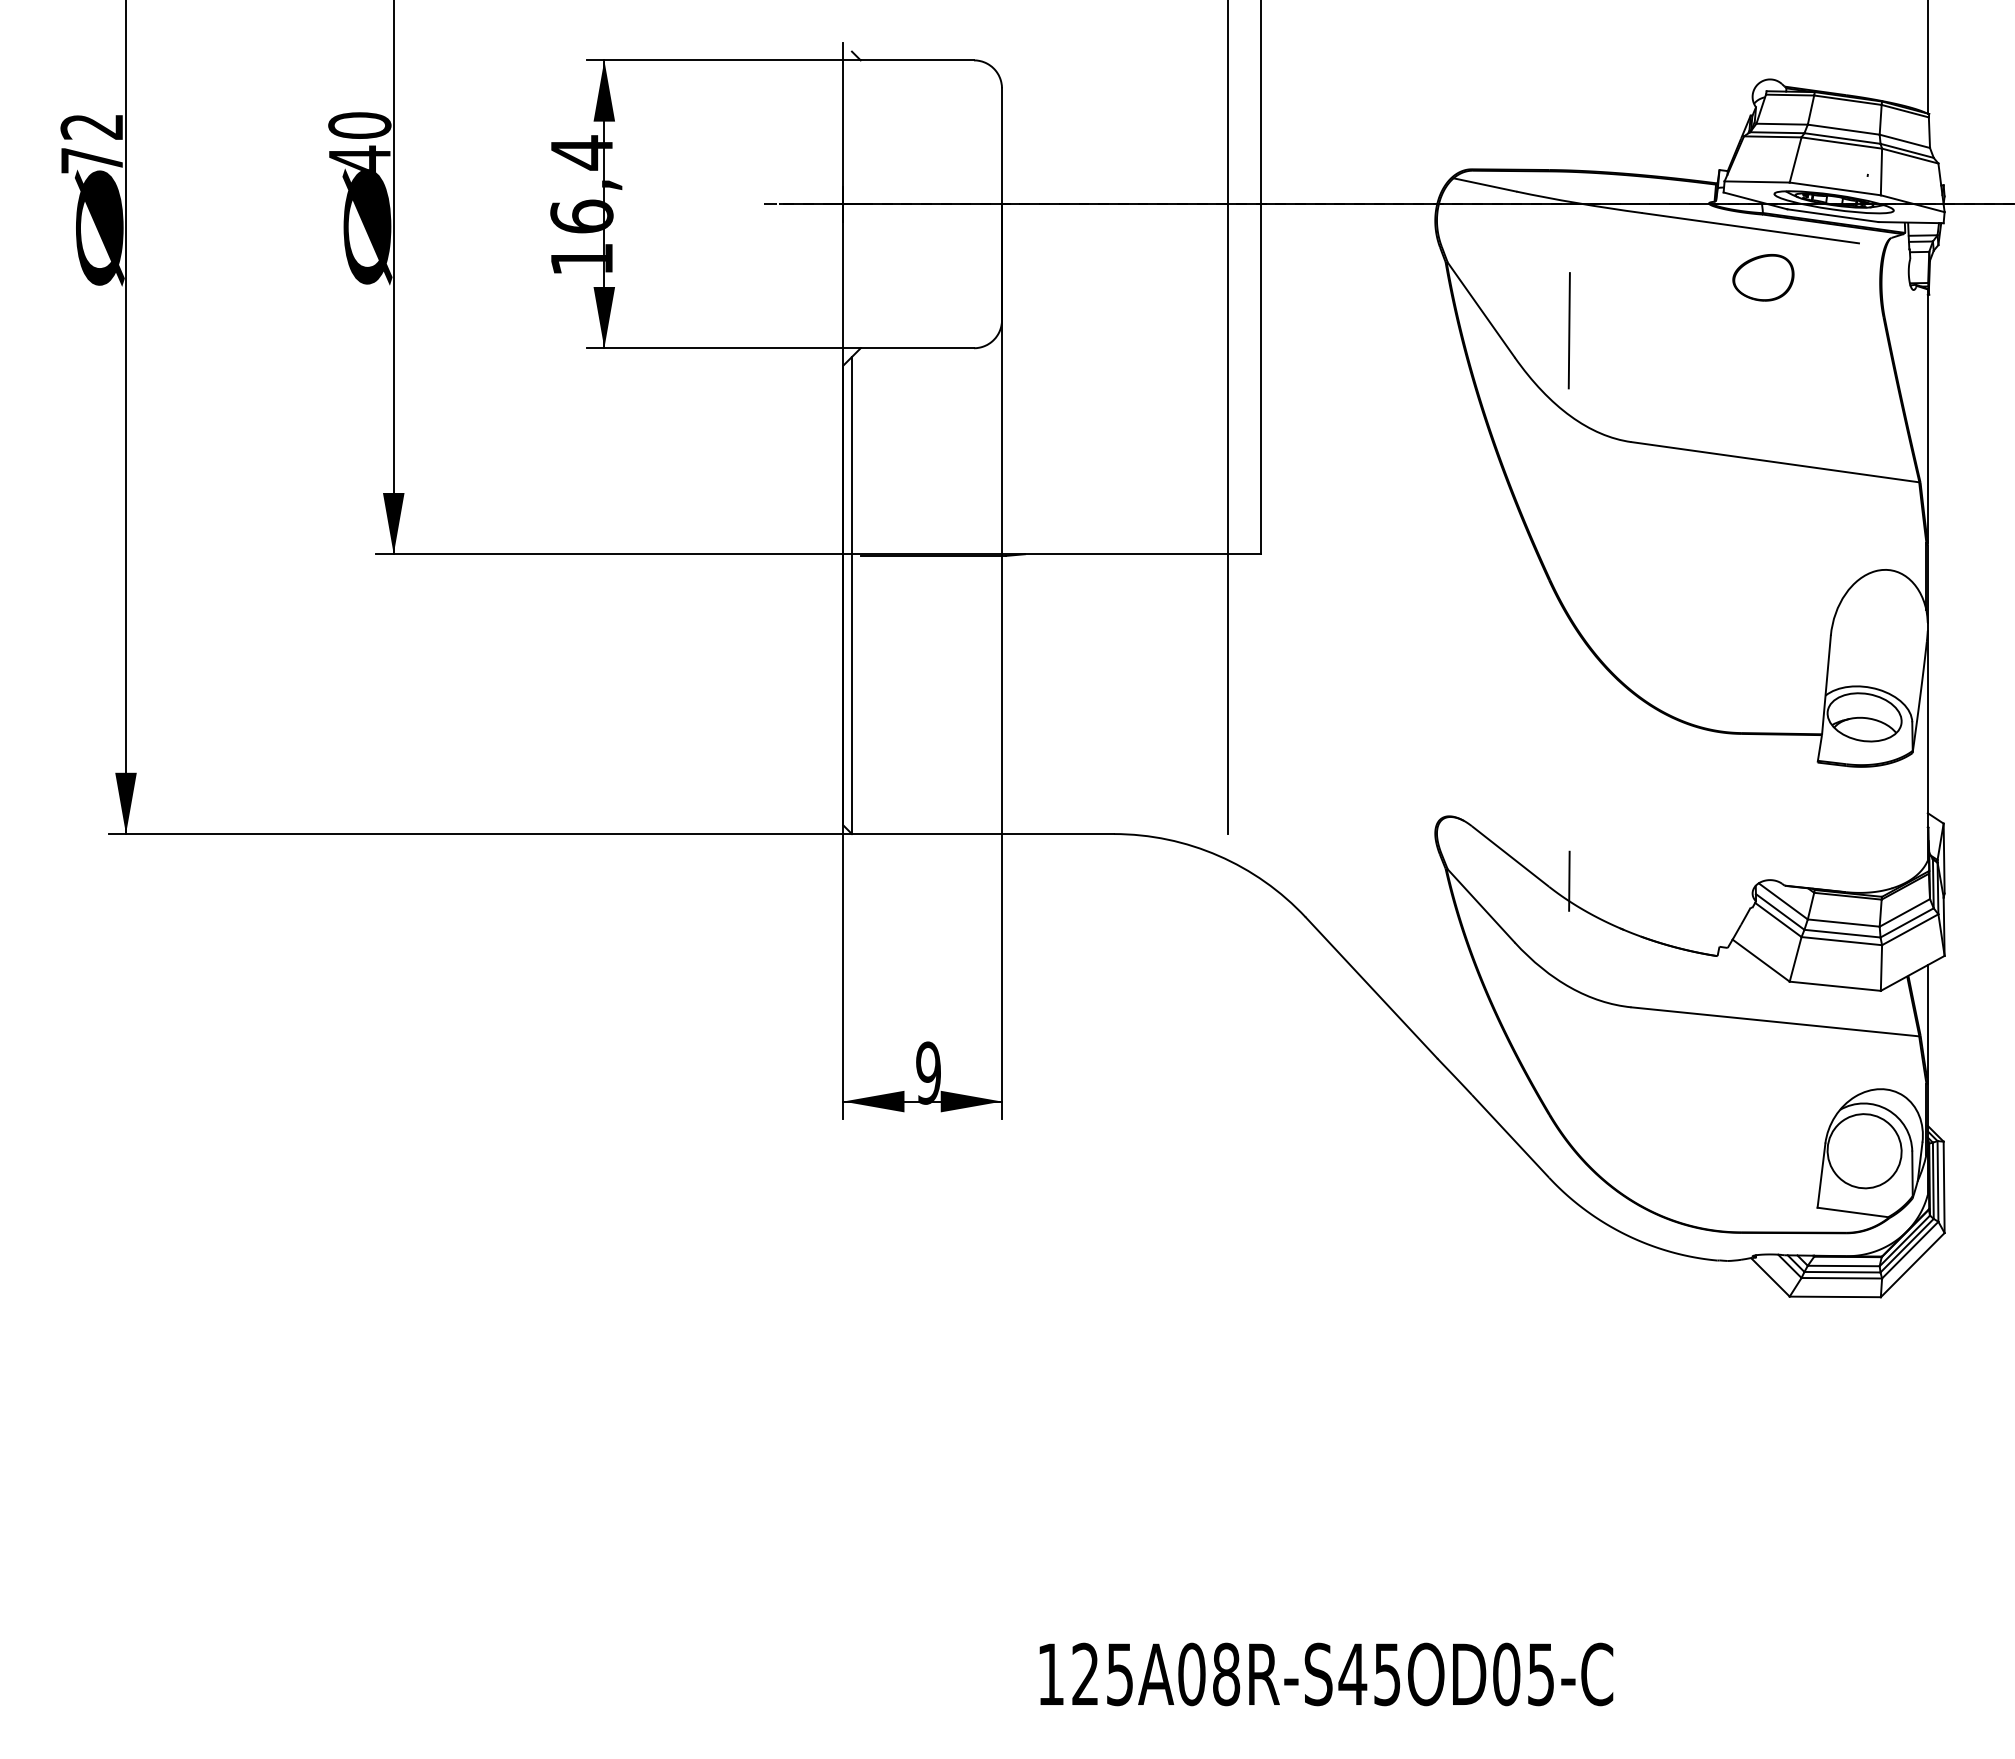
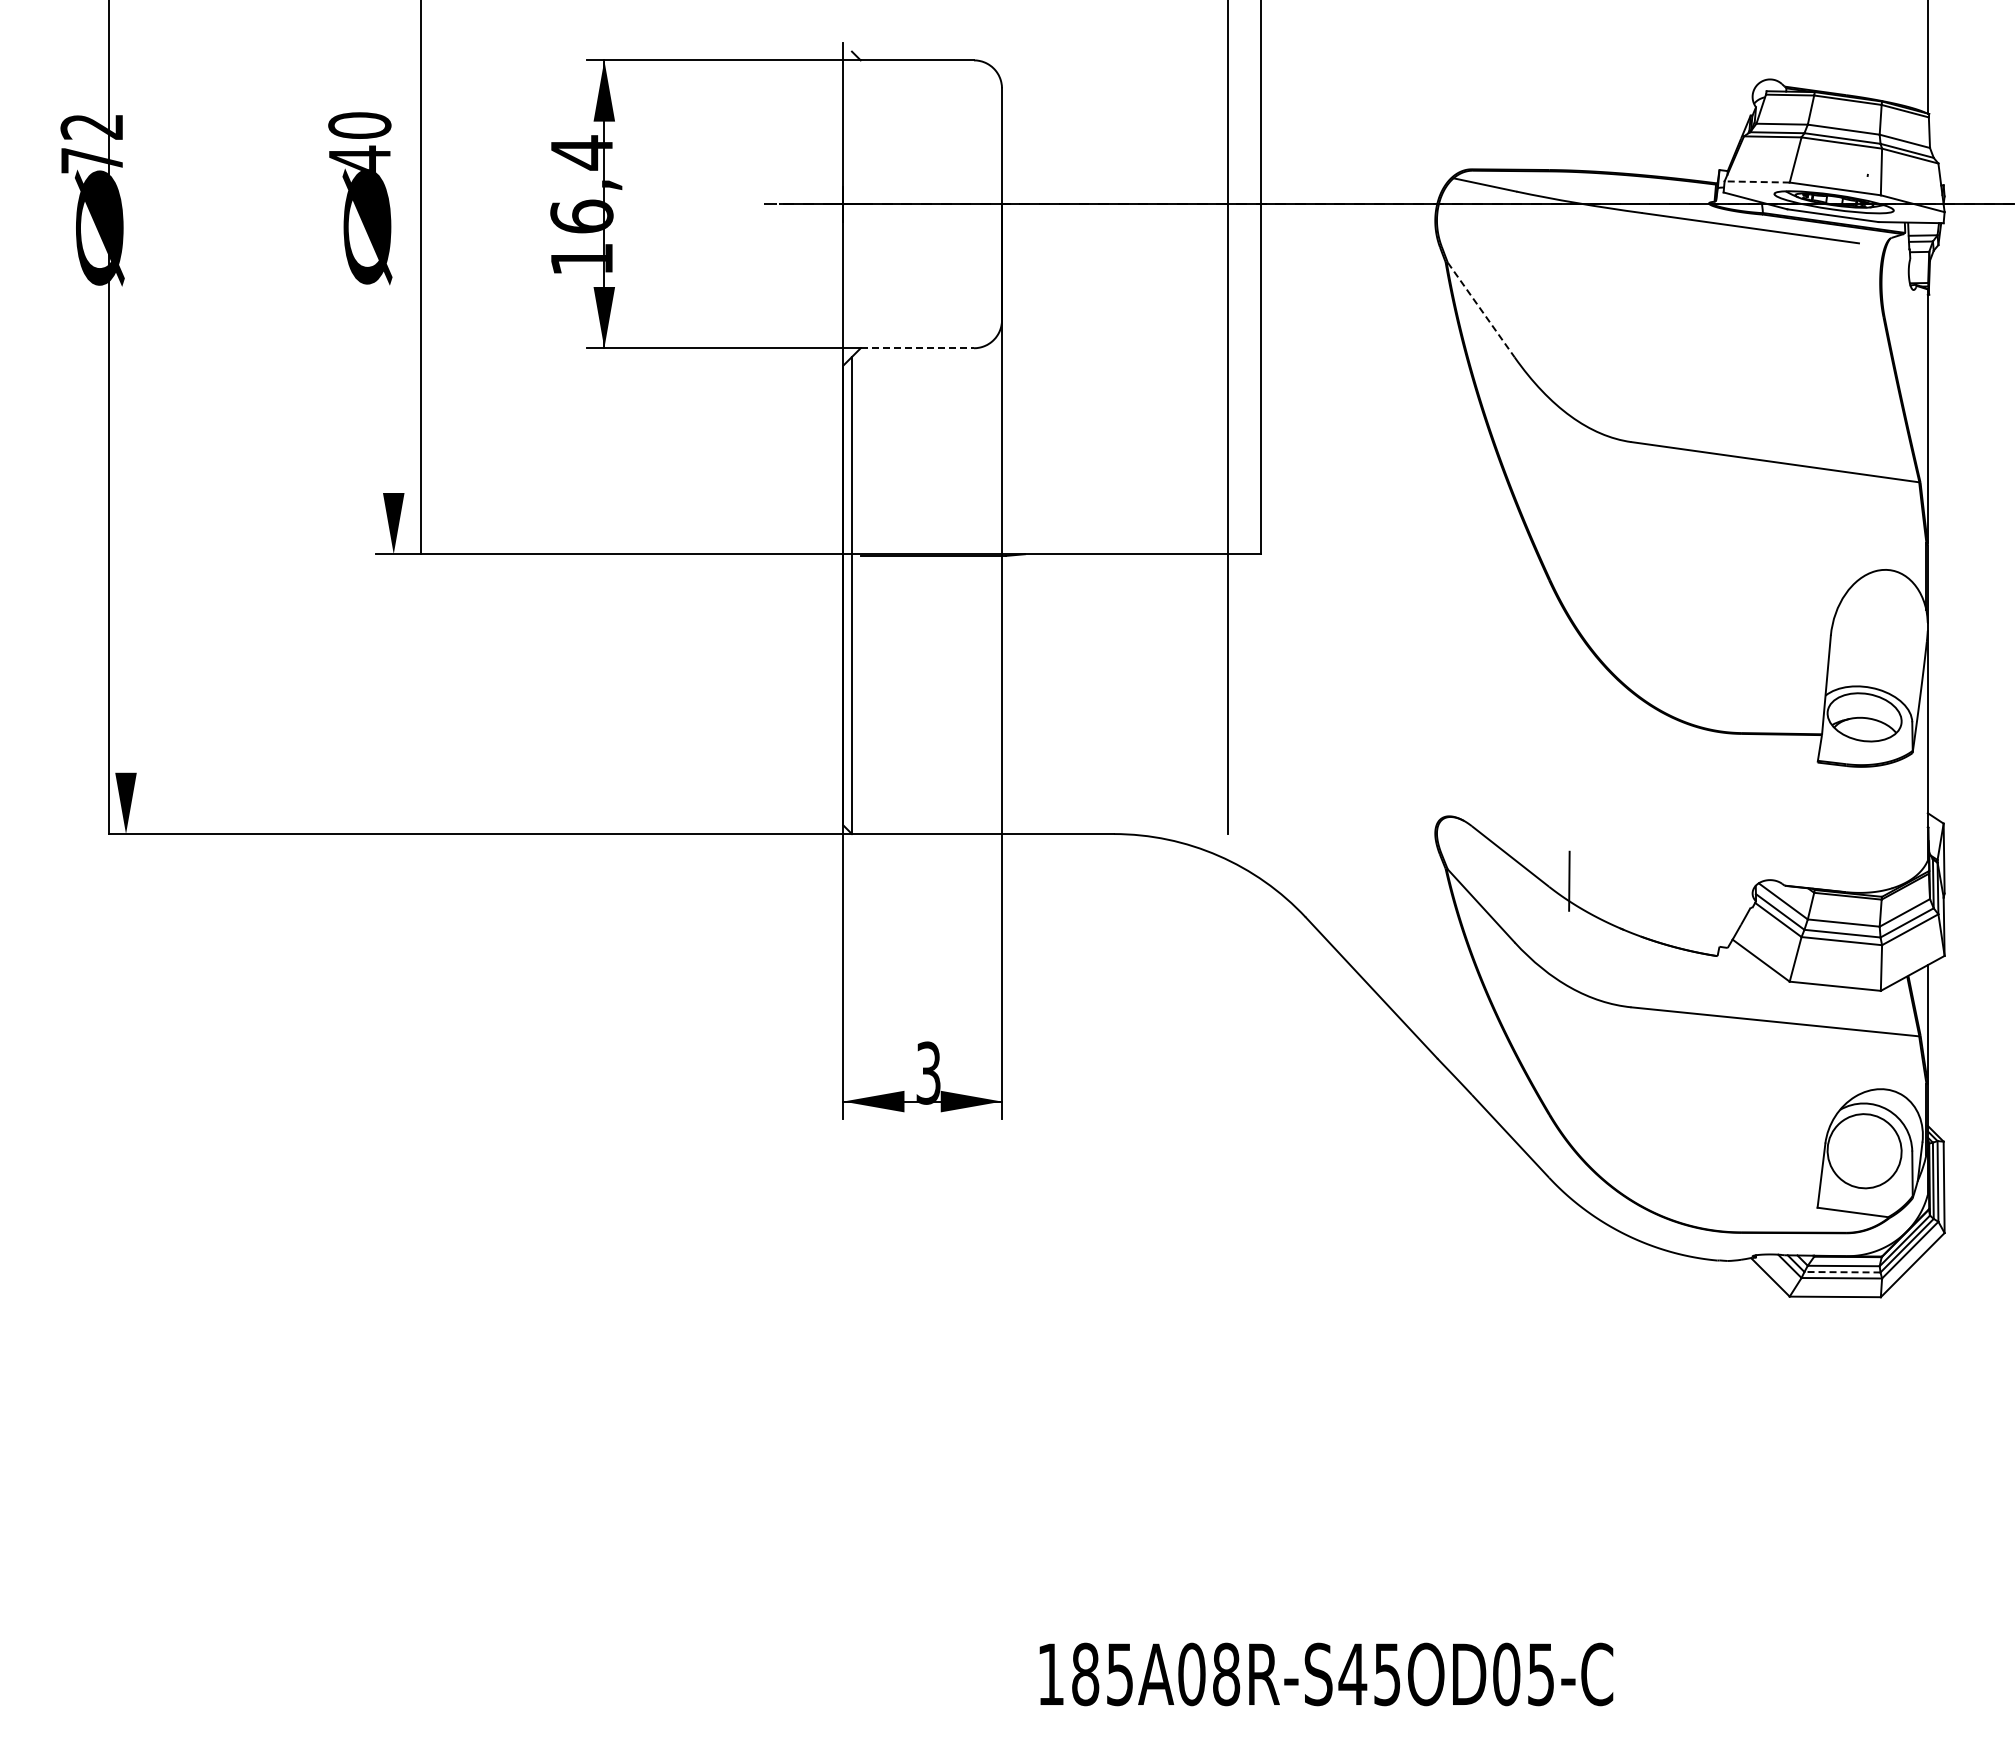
line: solid -> dashed (1757, 181)
part: present -> none (1763, 277)
line position: (393, 278) -> (420, 278) (420, 278)
line: solid -> dashed (1481, 309)
line: present -> none (1568, 330)
line: solid -> dashed (917, 348)
line position: (126, 418) -> (109, 418) (109, 418)
text: 9 -> 3 (928, 1072)
line: solid -> dashed (1841, 1272)
text: 125A08R-S45OD05-C -> 185A08R-S45OD05-C (1085, 1674)
